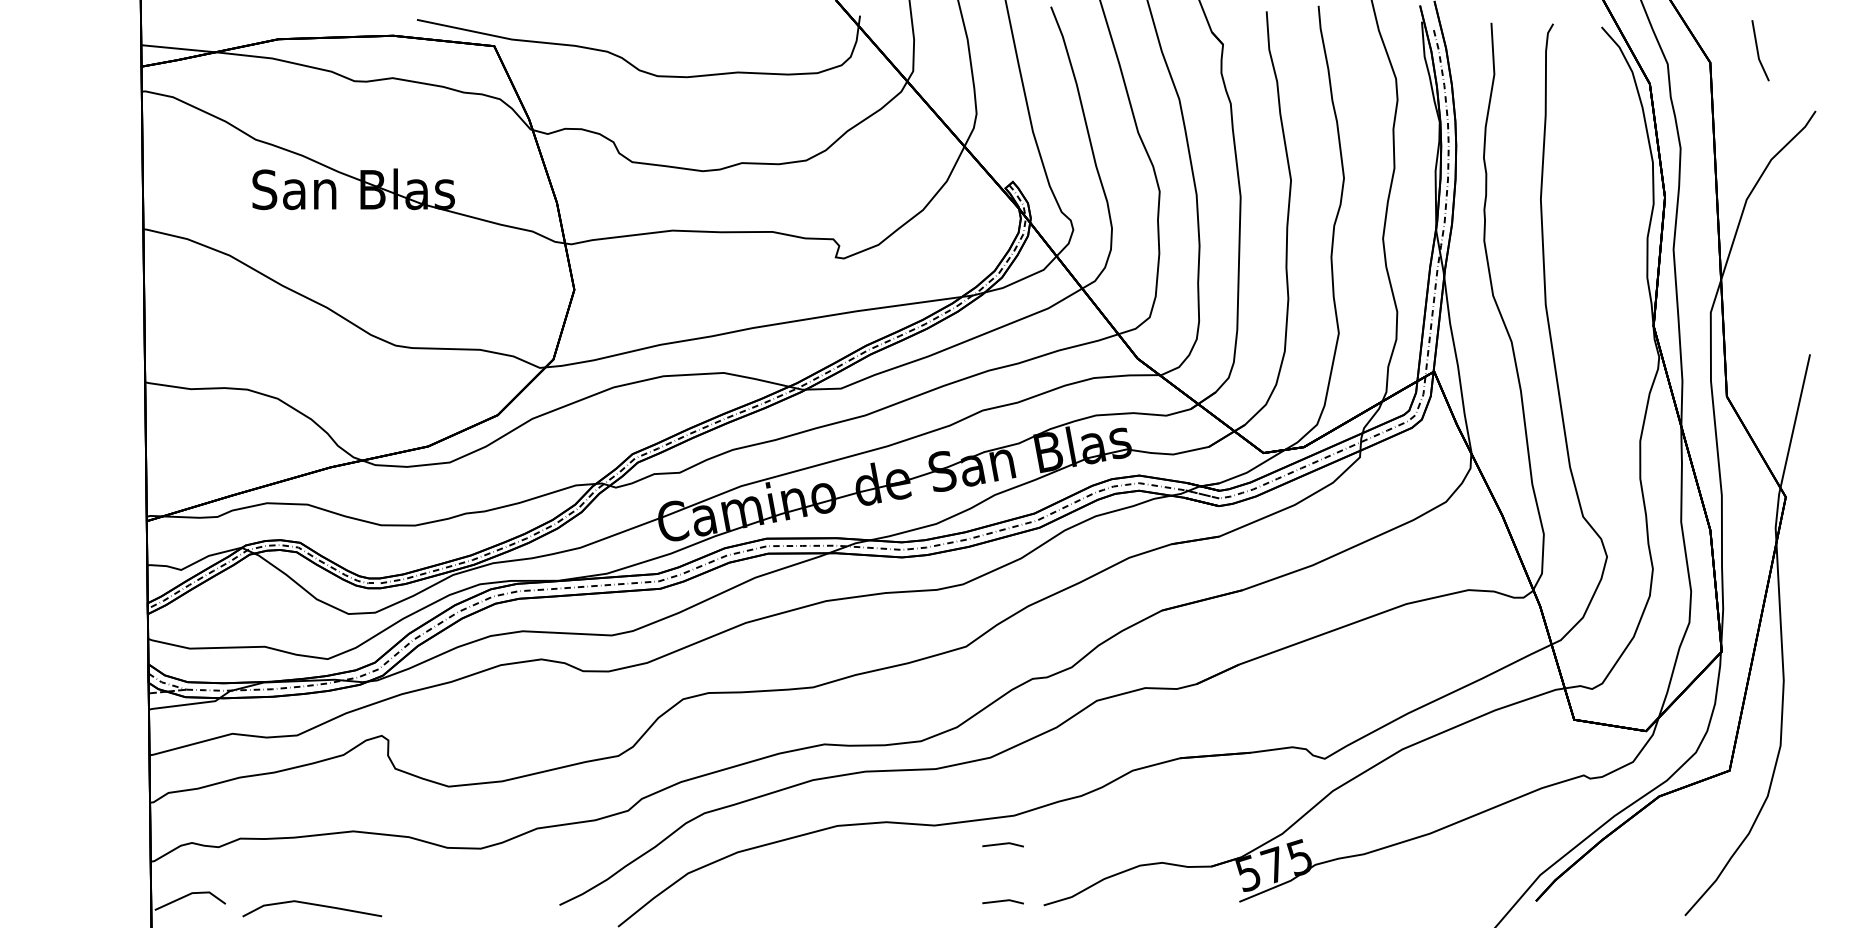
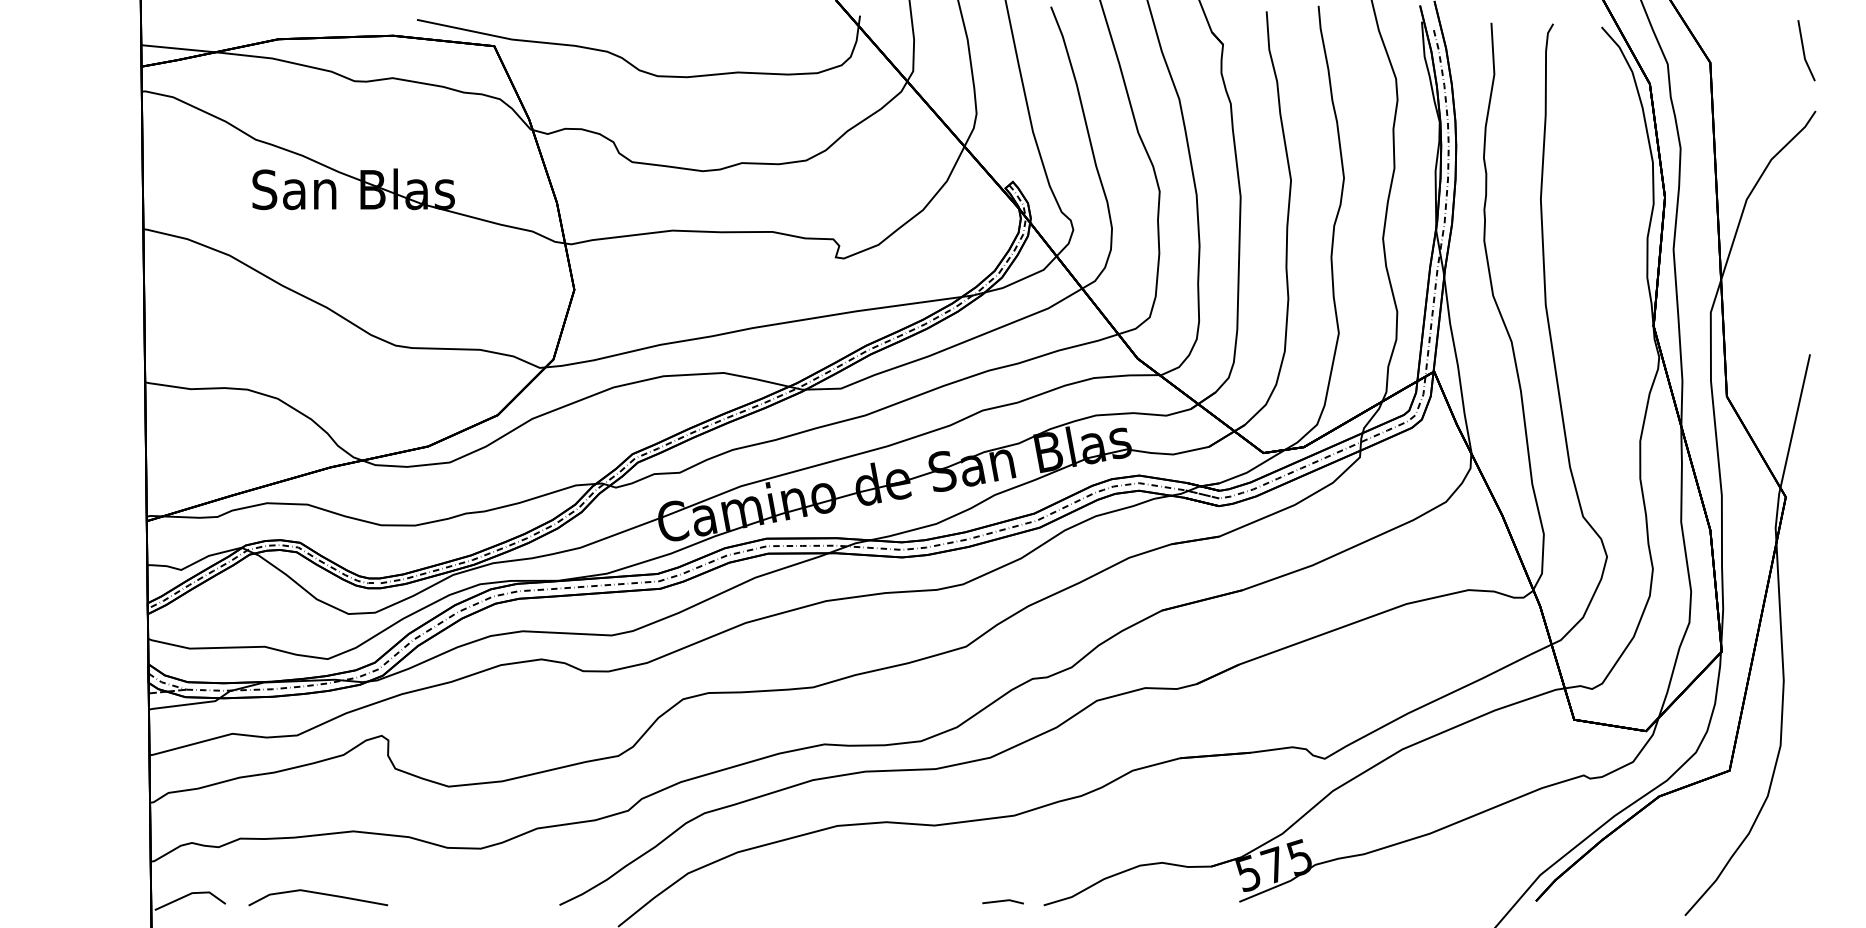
line position: (1758, 50) -> (1804, 50) (1804, 50)
line: present -> none (1002, 844)
line position: (312, 905) -> (318, 894) (318, 894)
